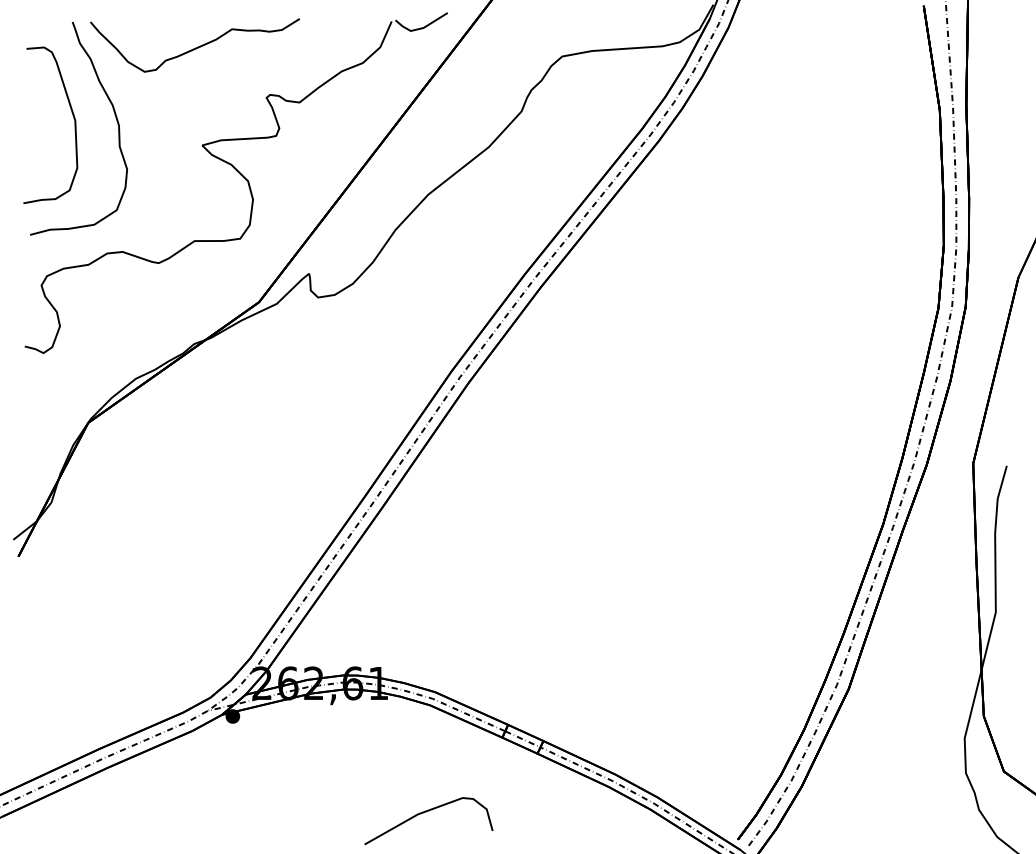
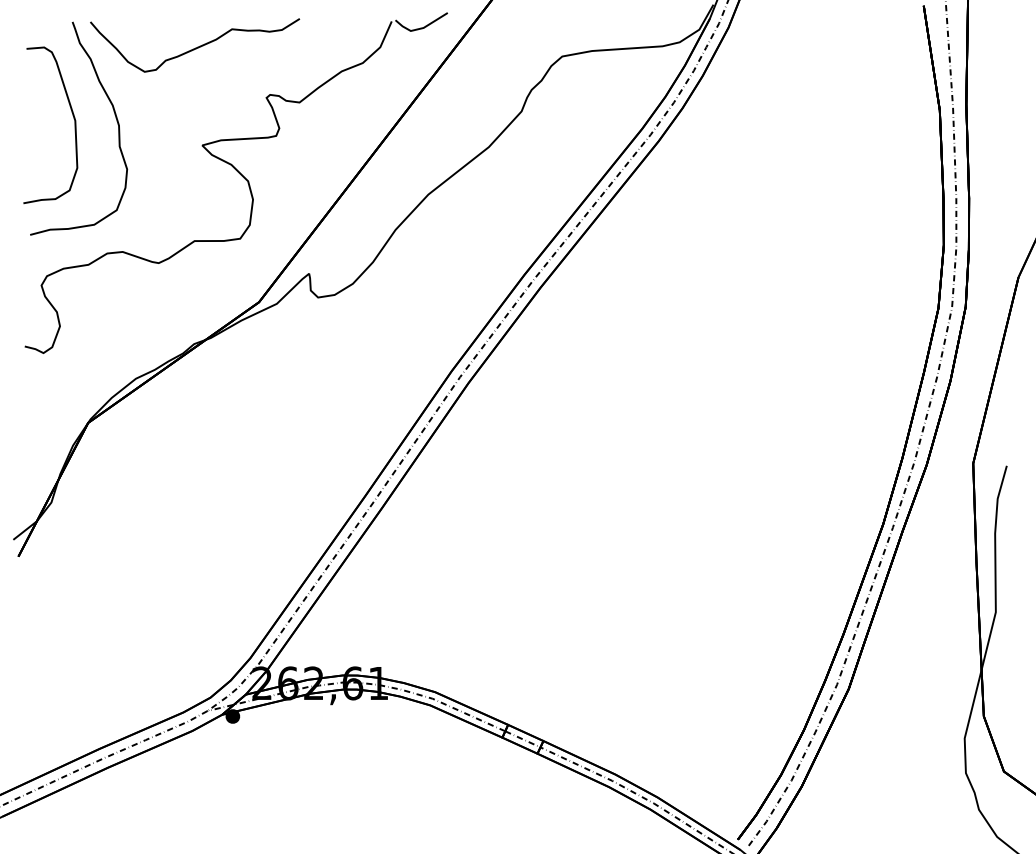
curve: present -> none (426, 812)
